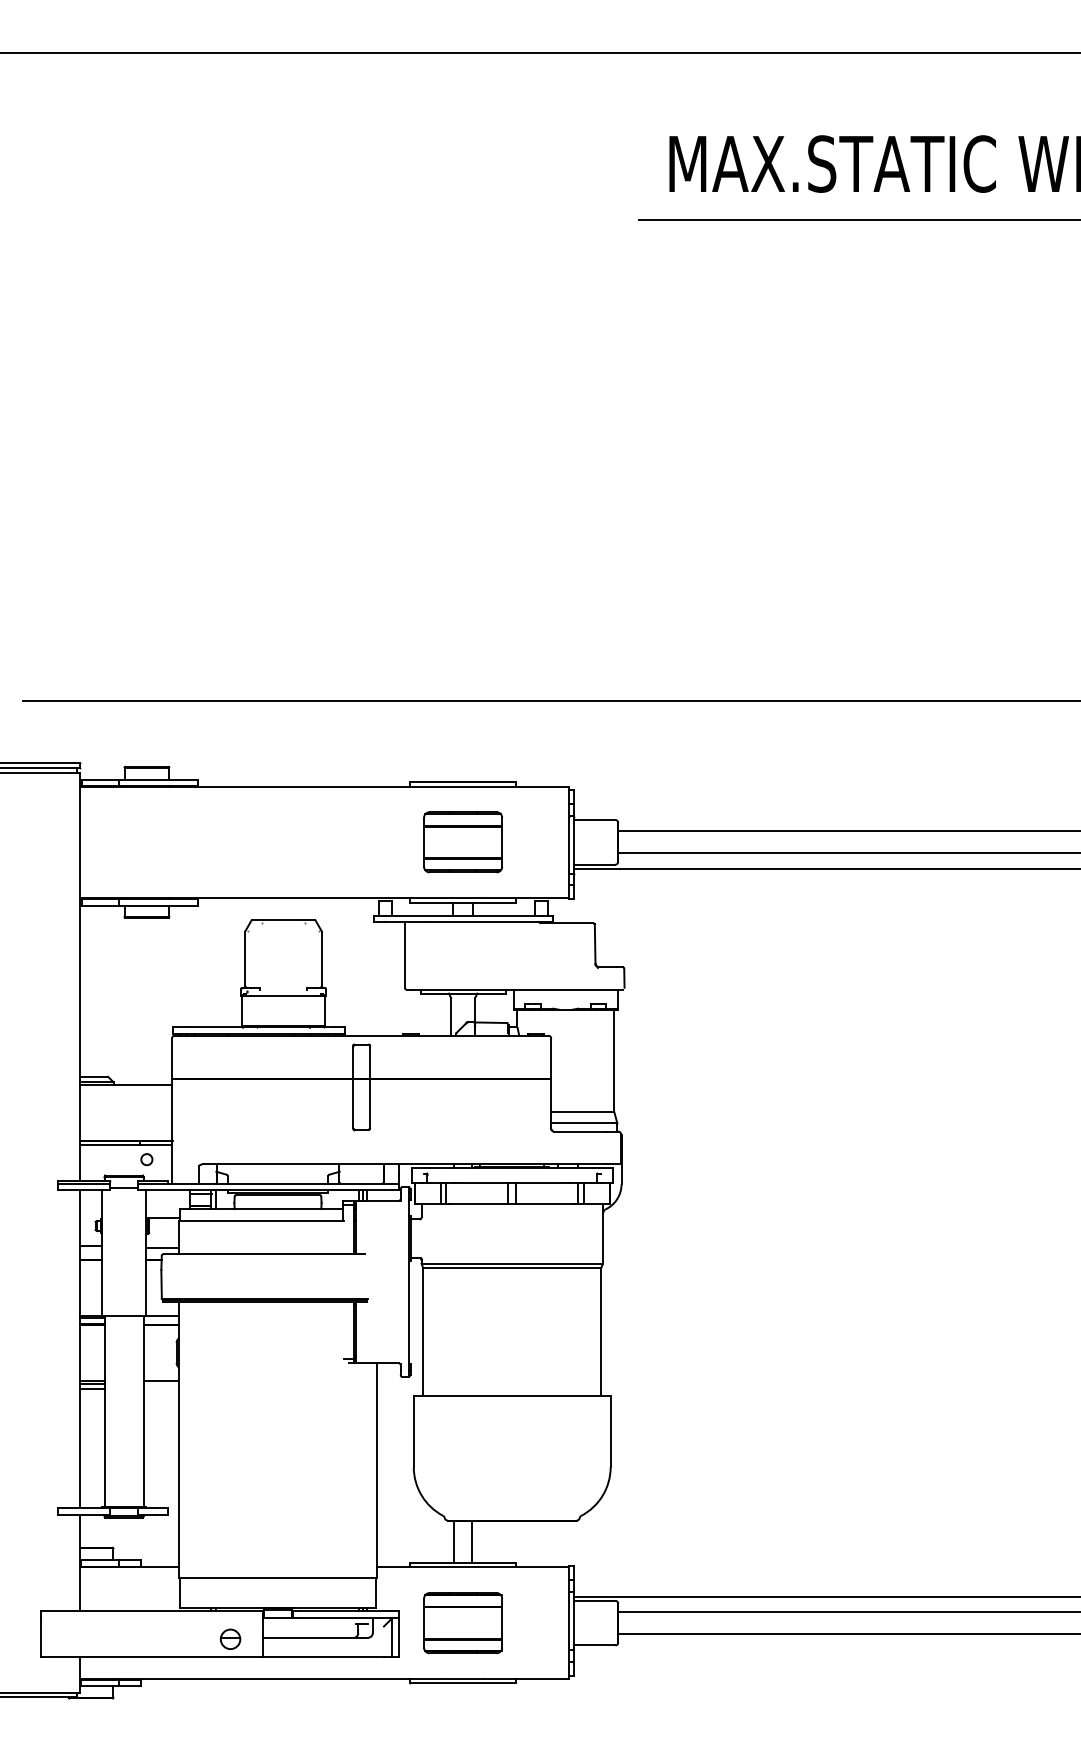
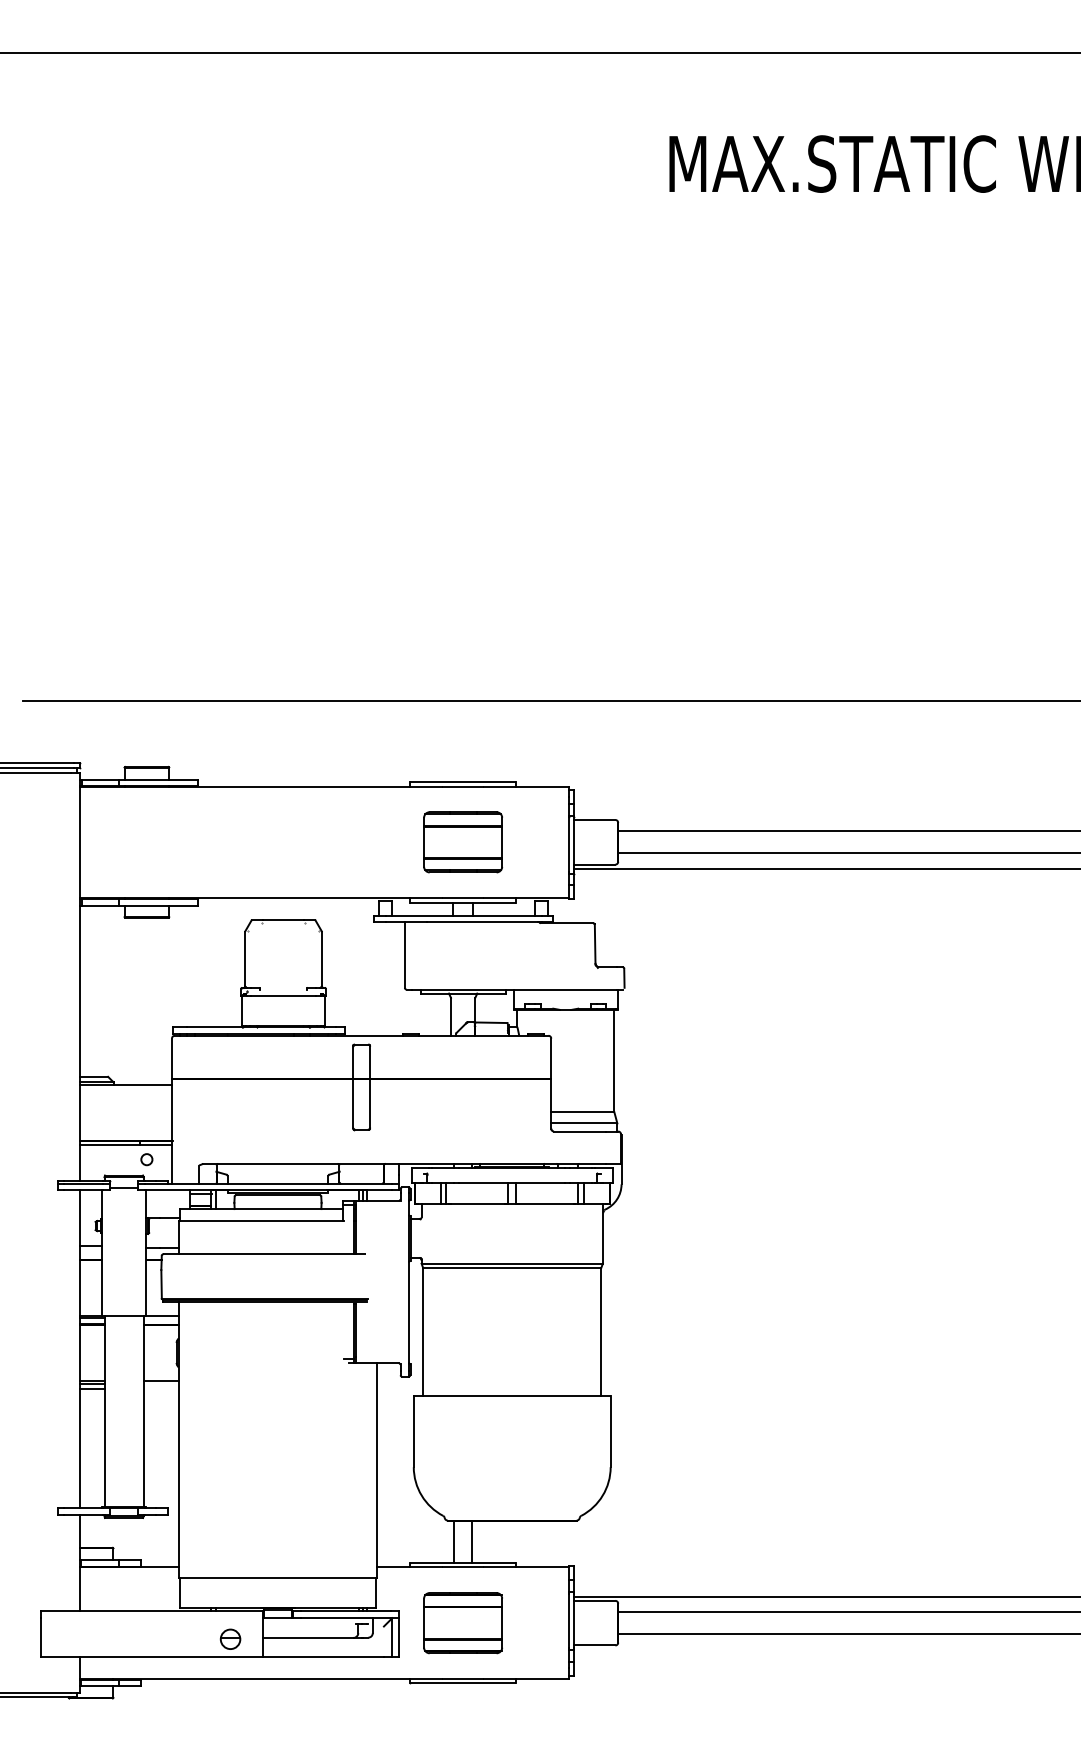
line: present -> none (857, 219)
